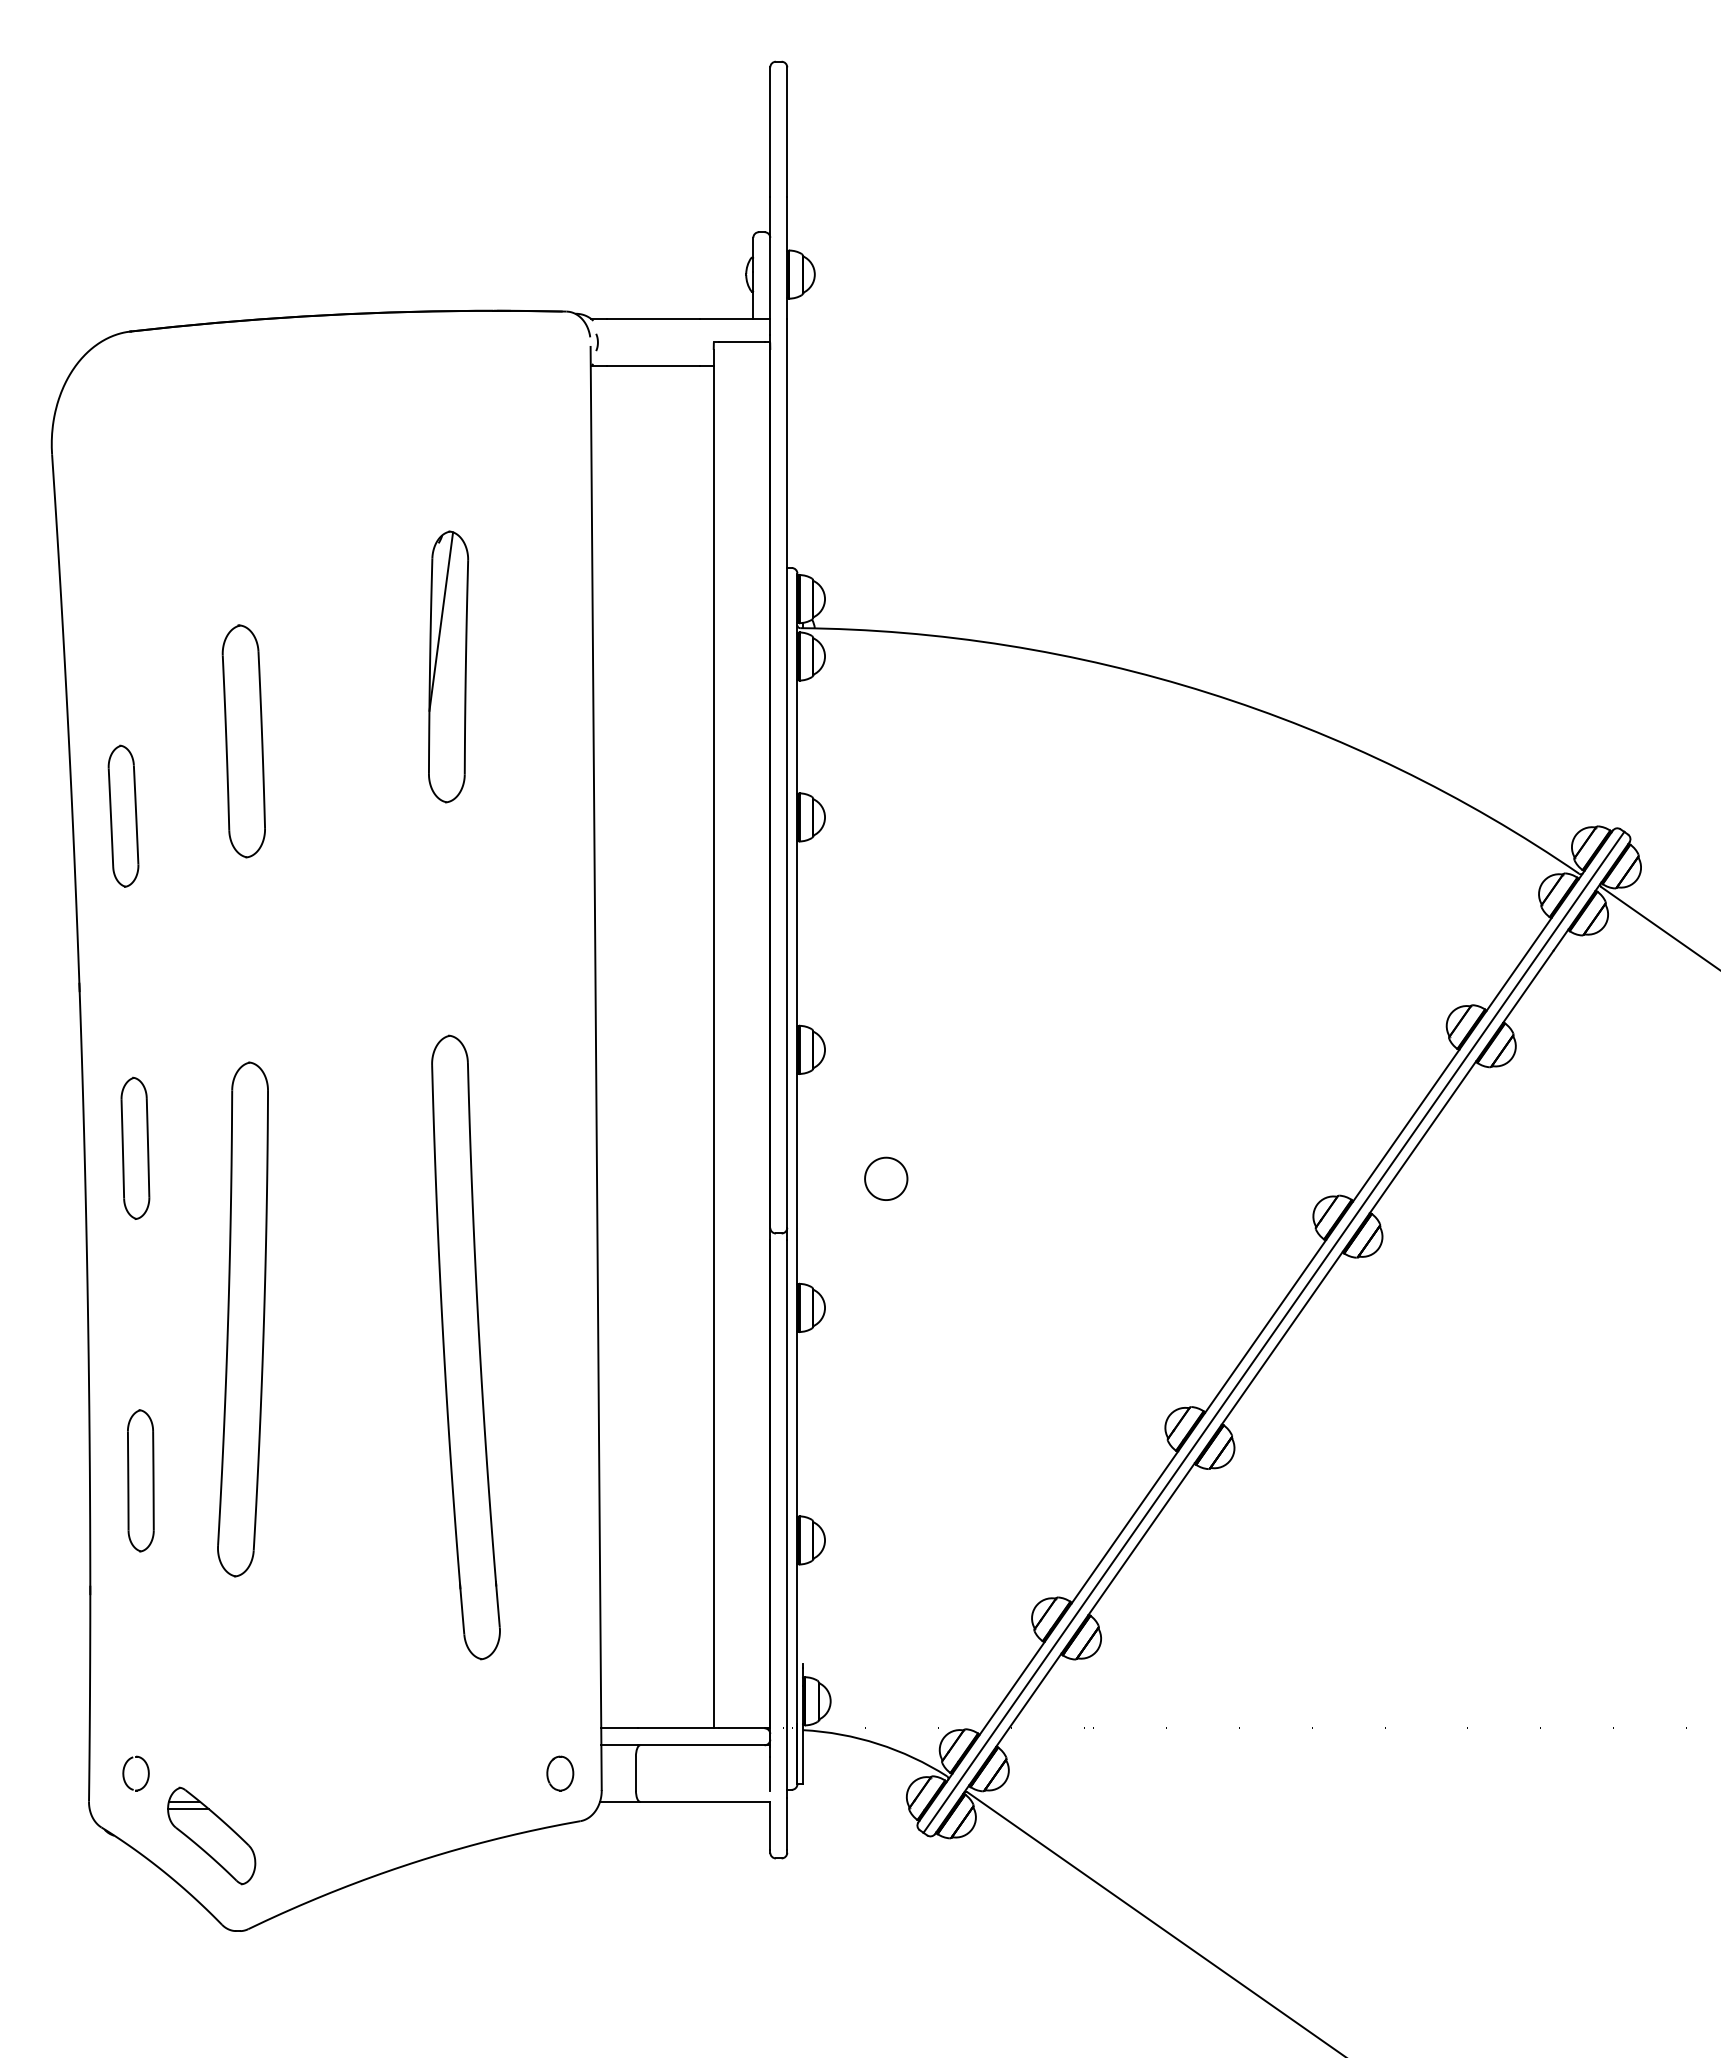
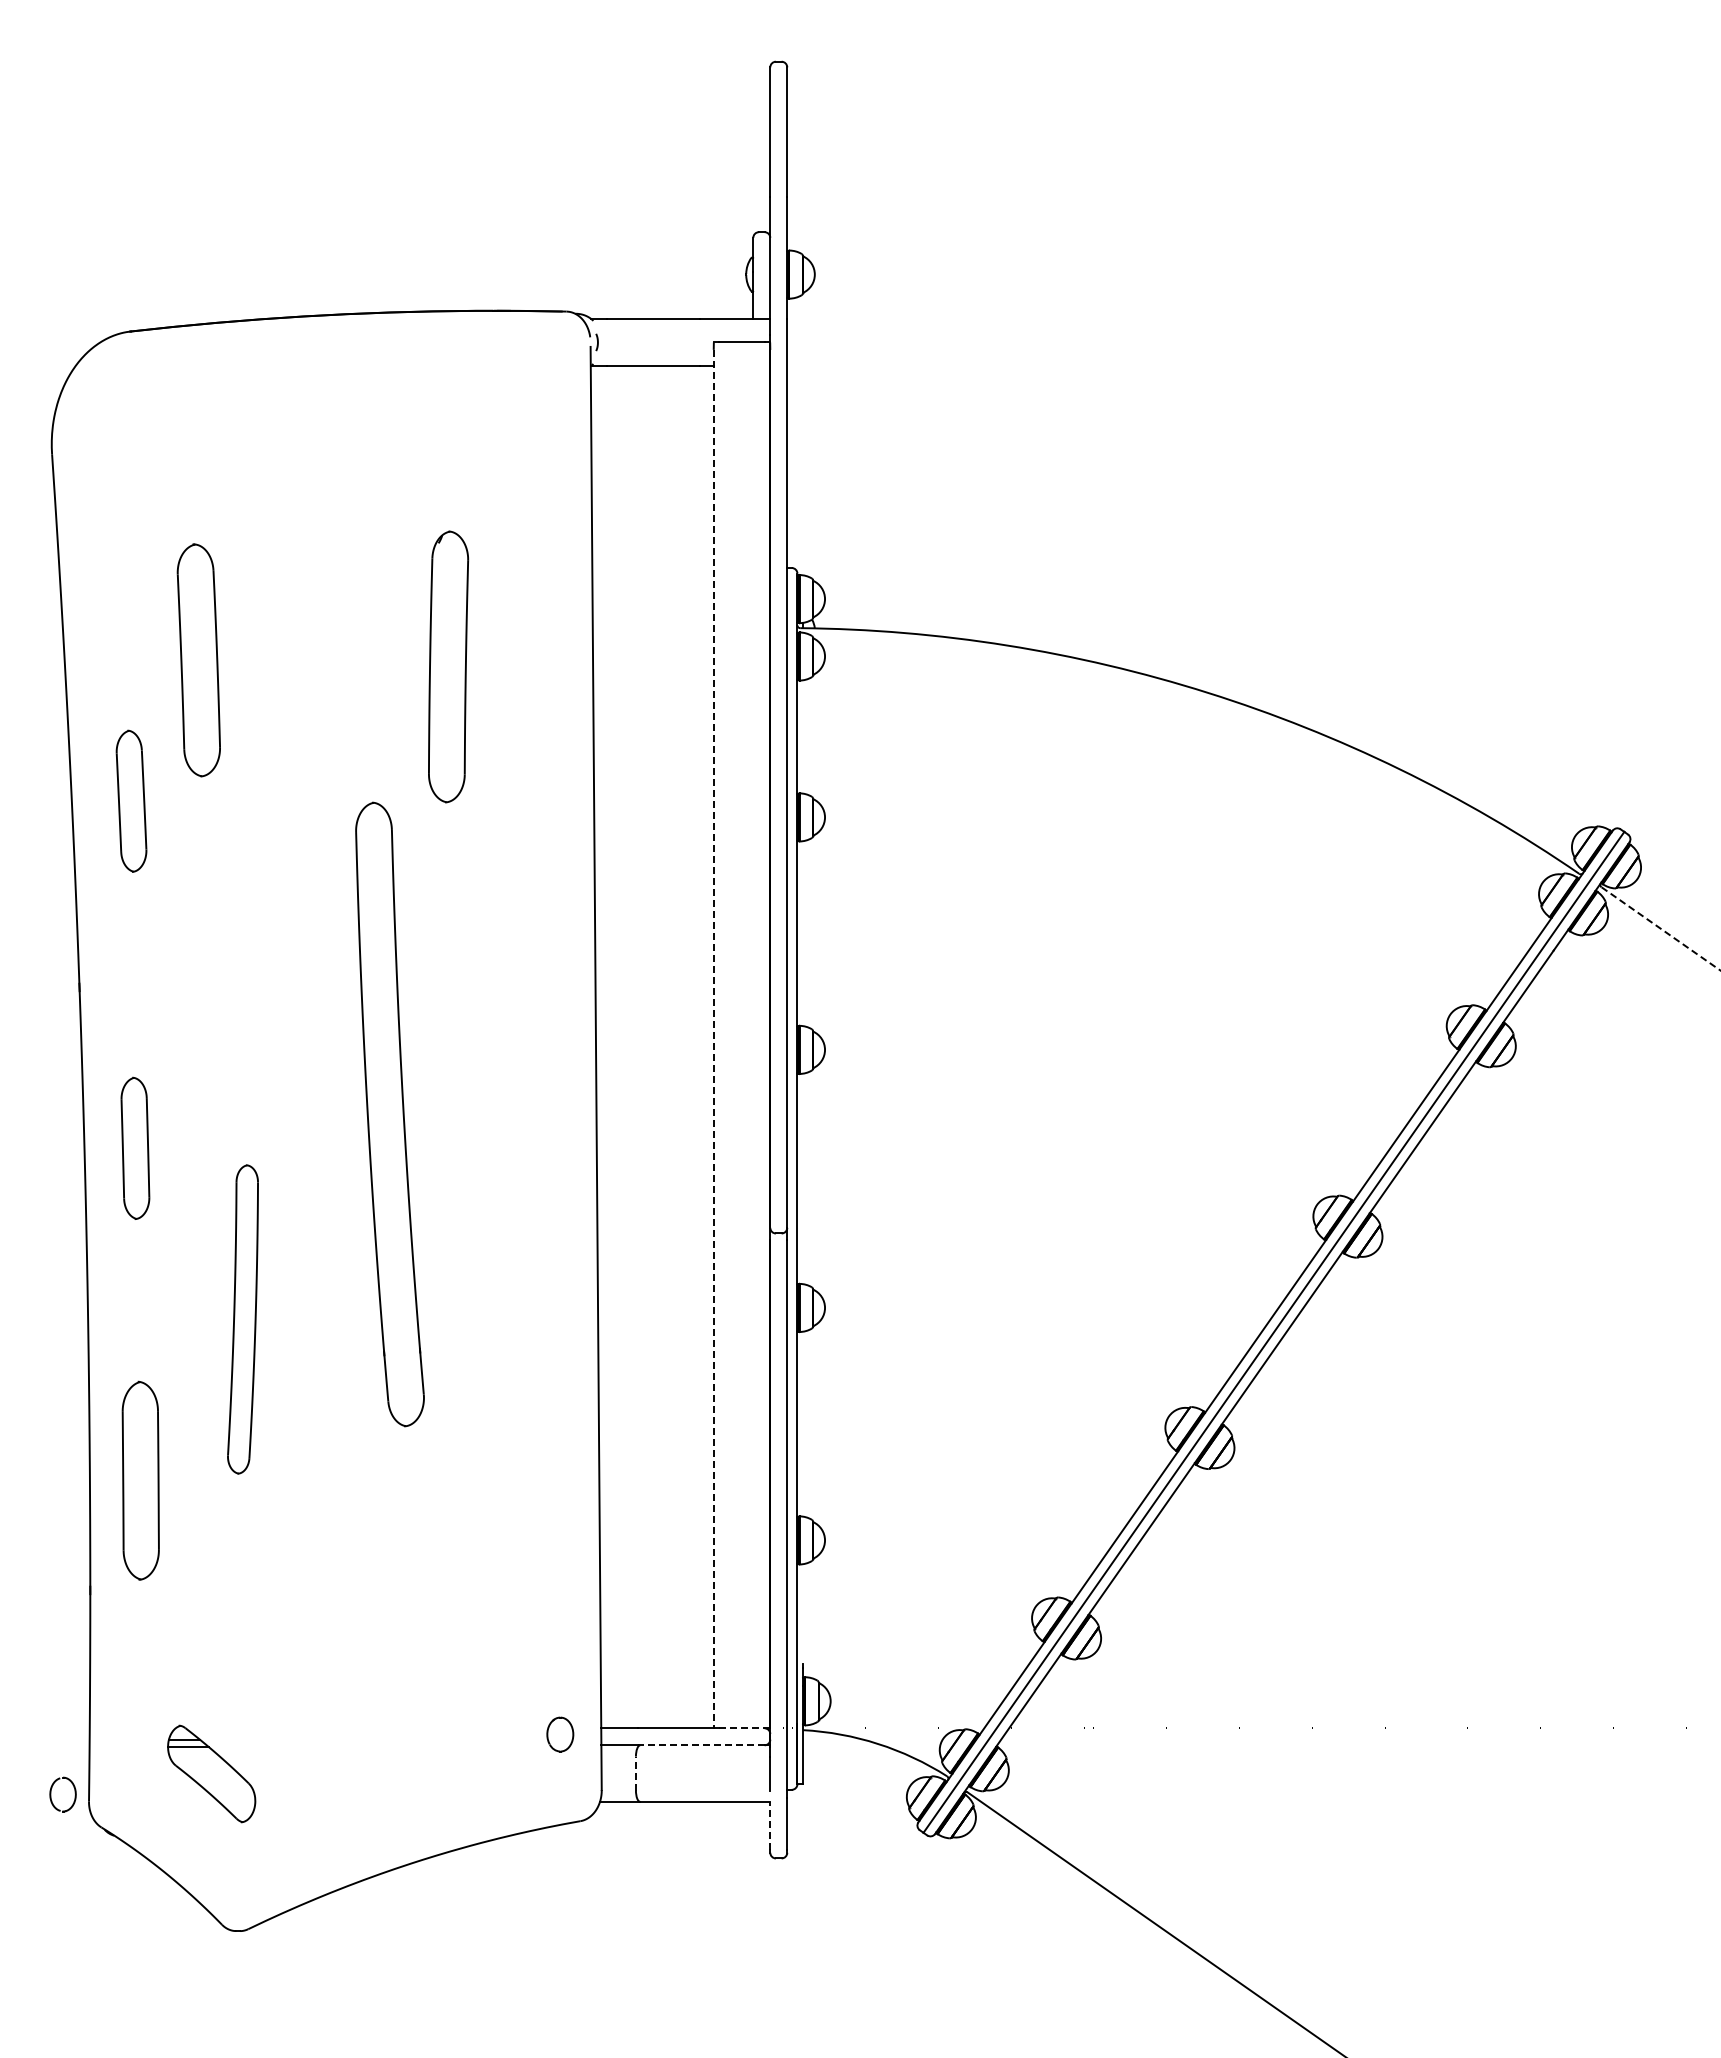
line: present -> none (441, 621)
part position: (243, 741) -> (198, 660) (198, 660)
part position: (123, 815) -> (131, 800) (131, 800)
line: solid -> dashed (1660, 928)
line: solid -> dashed (713, 1039)
part: present -> none (886, 1178)
part size: 52x517 px -> 32x311 px (242, 1319)
part position: (465, 1347) -> (389, 1114) (389, 1114)
part size: 28x144 px -> 39x201 px (140, 1480)
line: solid -> dashed (742, 1728)
line: solid -> dashed (700, 1745)
part position: (124, 1773) -> (51, 1794) (51, 1794)
part position: (560, 1773) -> (560, 1734) (560, 1734)
line: solid -> dashed (635, 1773)
line: solid -> dashed (770, 1825)
part position: (211, 1835) -> (211, 1773) (211, 1773)
